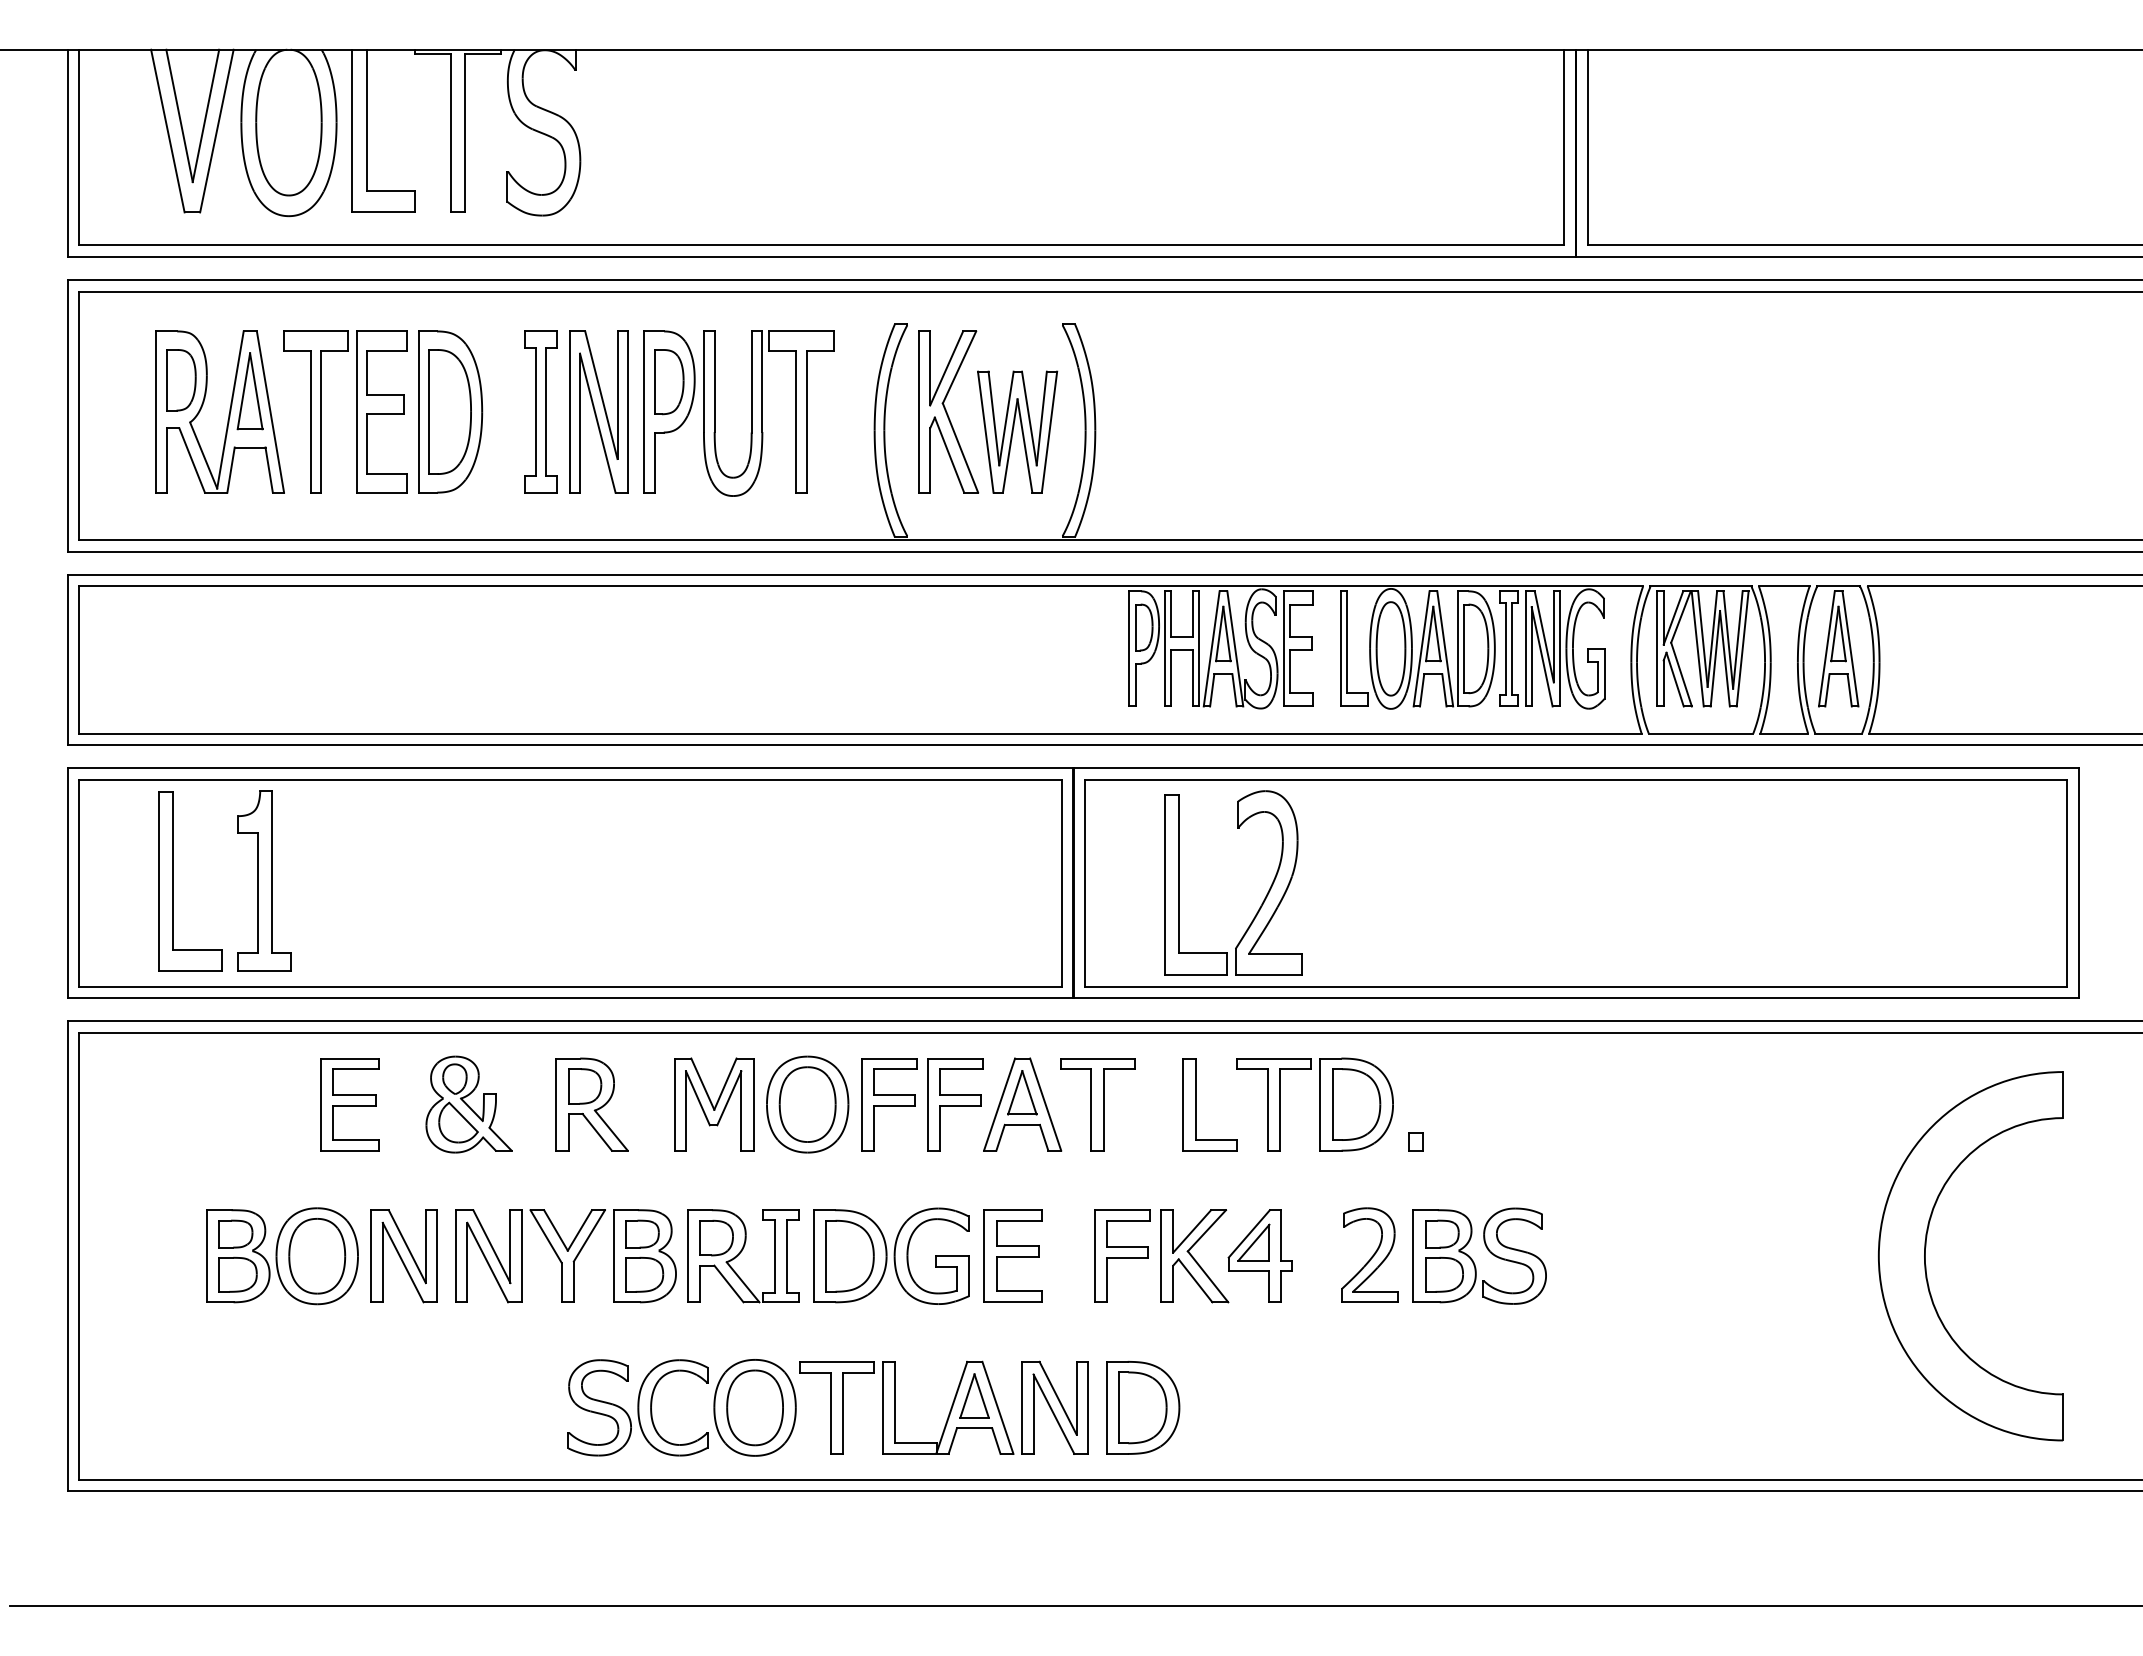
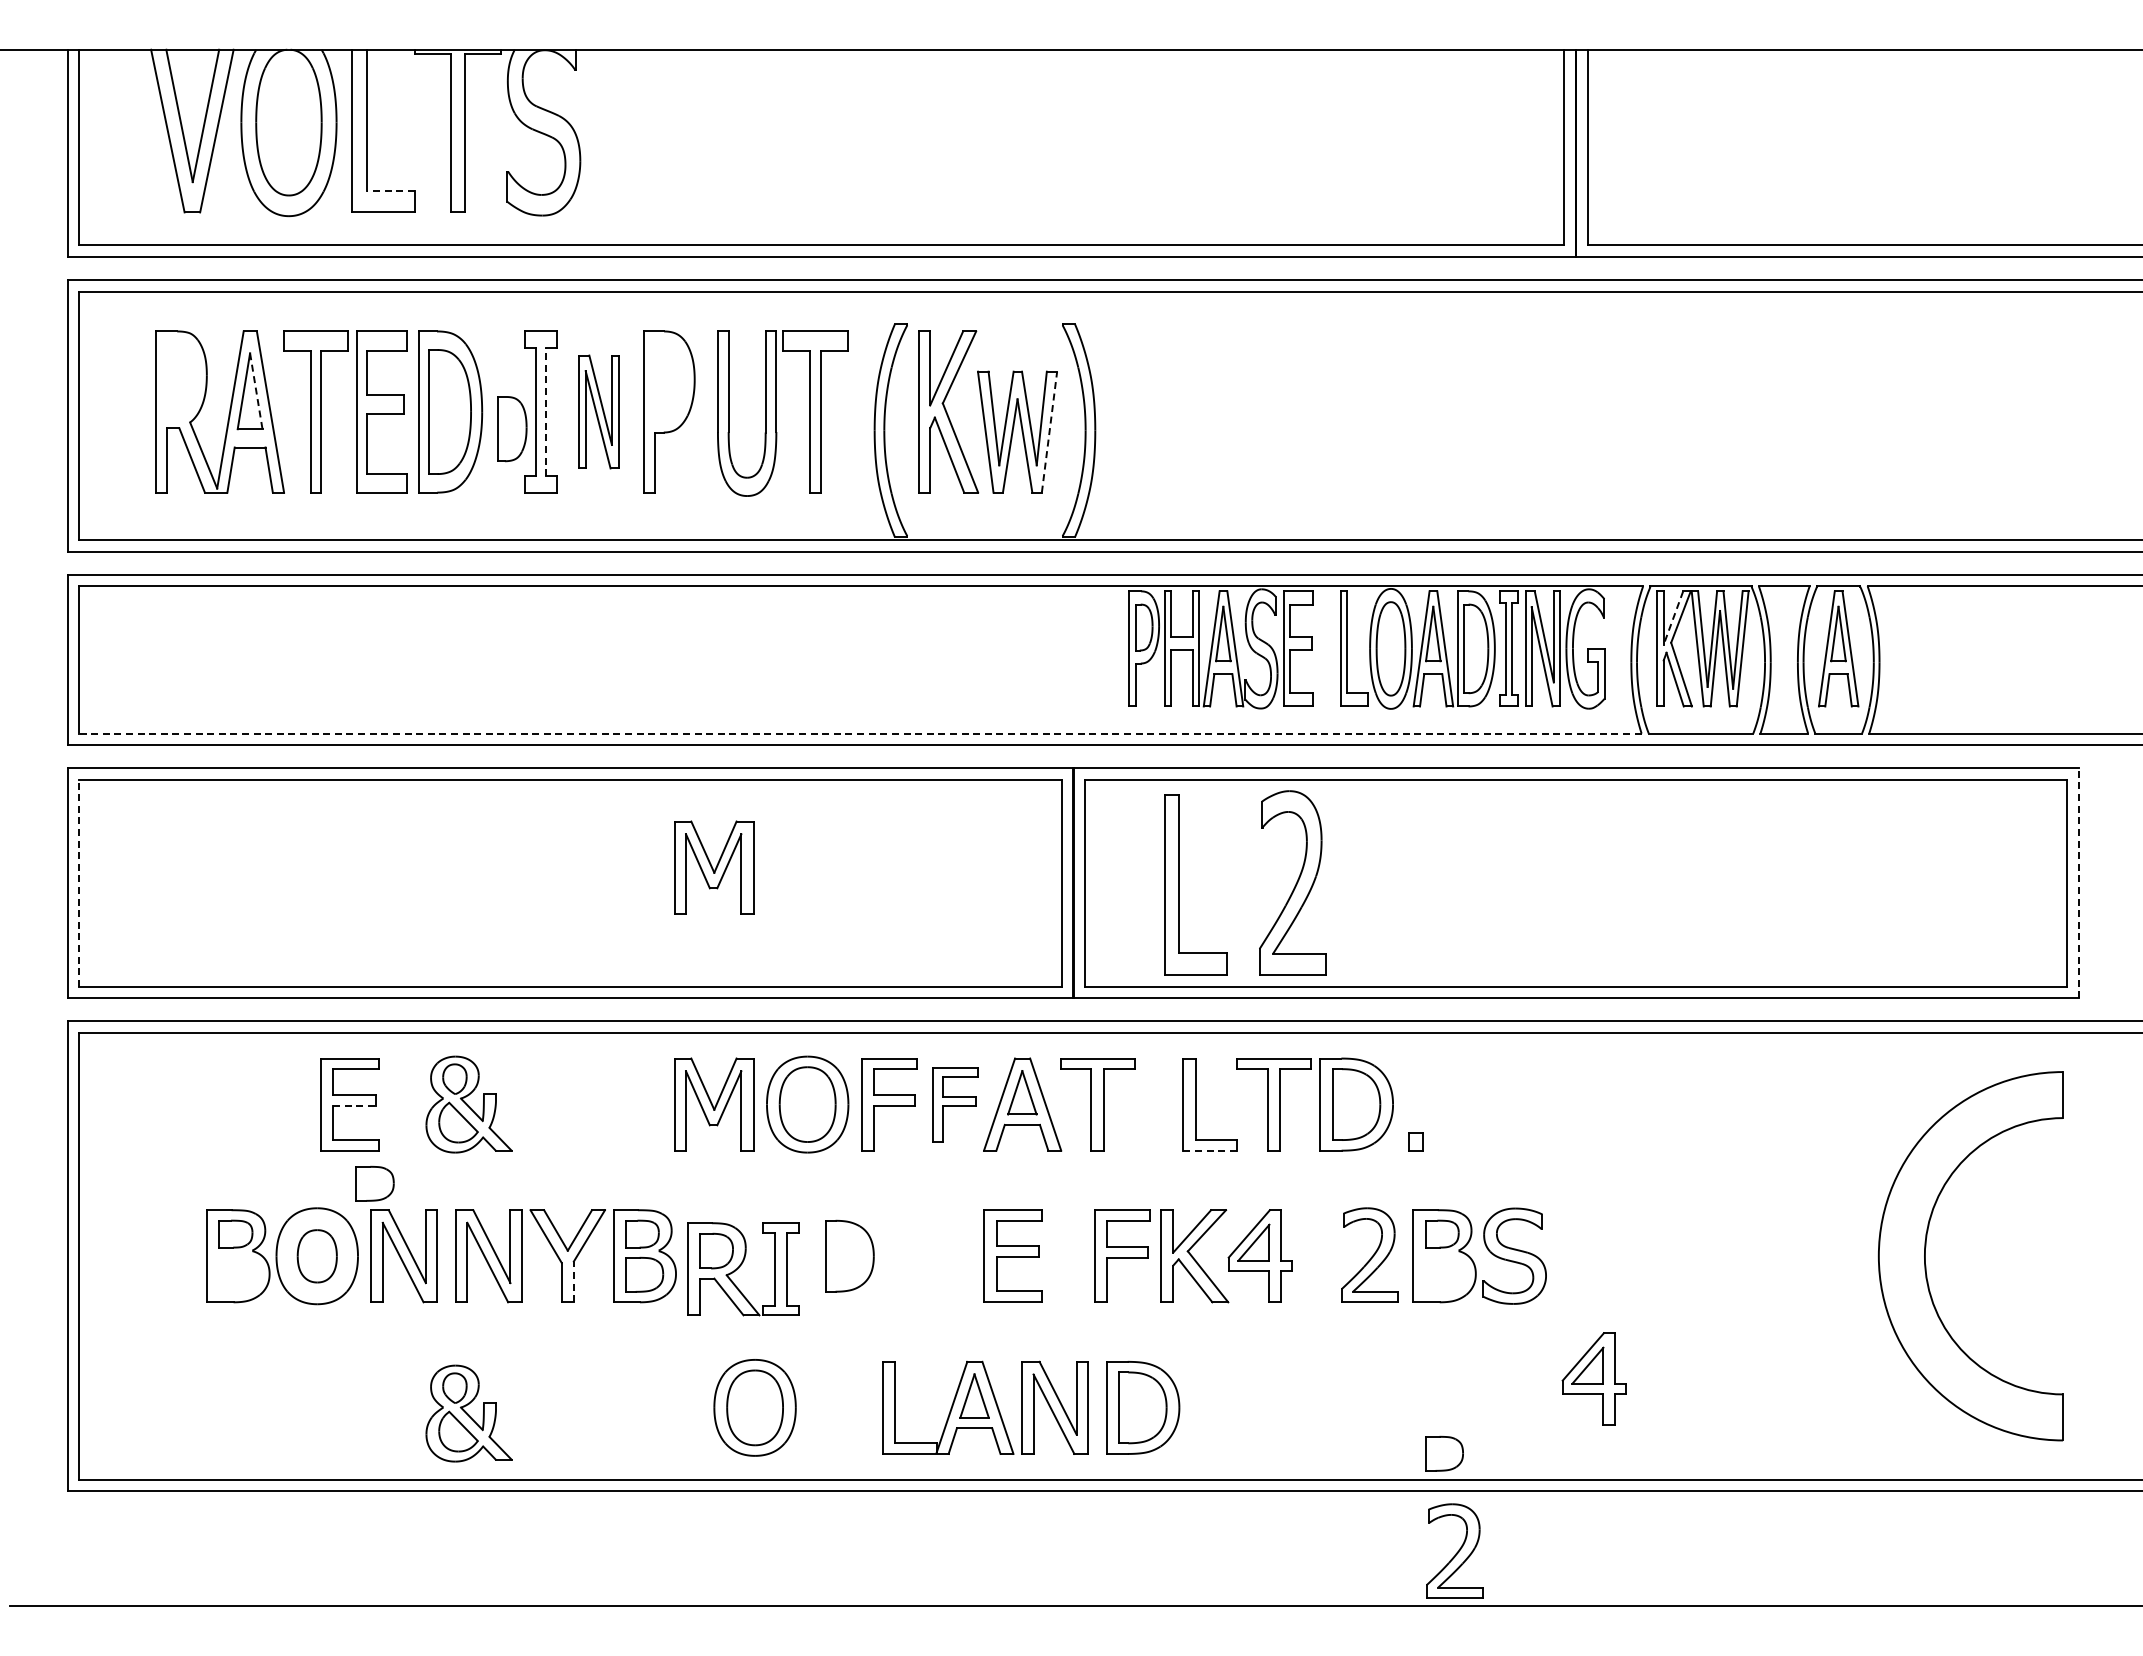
line: solid -> dashed (390, 191)
part: present -> none (181, 380)
part position: (669, 382) -> (512, 429) (512, 429)
line: solid -> dashed (256, 391)
line: solid -> dashed (546, 411)
part size: 60x164 px -> 42x116 px (598, 411)
part position: (768, 413) -> (782, 413) (782, 413)
line: solid -> dashed (1049, 432)
line: solid -> dashed (1673, 618)
line: solid -> dashed (859, 733)
part: none -> present (714, 867)
part: present -> none (264, 880)
part: present -> none (173, 881)
part position: (1268, 882) -> (1292, 882) (1292, 882)
line: solid -> dashed (2078, 882)
line: solid -> dashed (79, 883)
part: present -> none (591, 1104)
part size: 57x94 px -> 47x76 px (955, 1104)
line: solid -> dashed (354, 1105)
line: solid -> dashed (1210, 1150)
part: present -> none (891, 1255)
part size: 59x77 px -> 42x55 px (316, 1256)
part position: (743, 1256) -> (743, 1269) (743, 1269)
part position: (237, 1274) -> (374, 1183) (374, 1183)
part position: (1444, 1274) -> (1444, 1453) (1444, 1453)
line: solid -> dashed (573, 1281)
part: none -> present (1593, 1378)
part: present -> none (637, 1407)
part: present -> none (836, 1407)
part: none -> present (468, 1413)
part: none -> present (1454, 1550)
